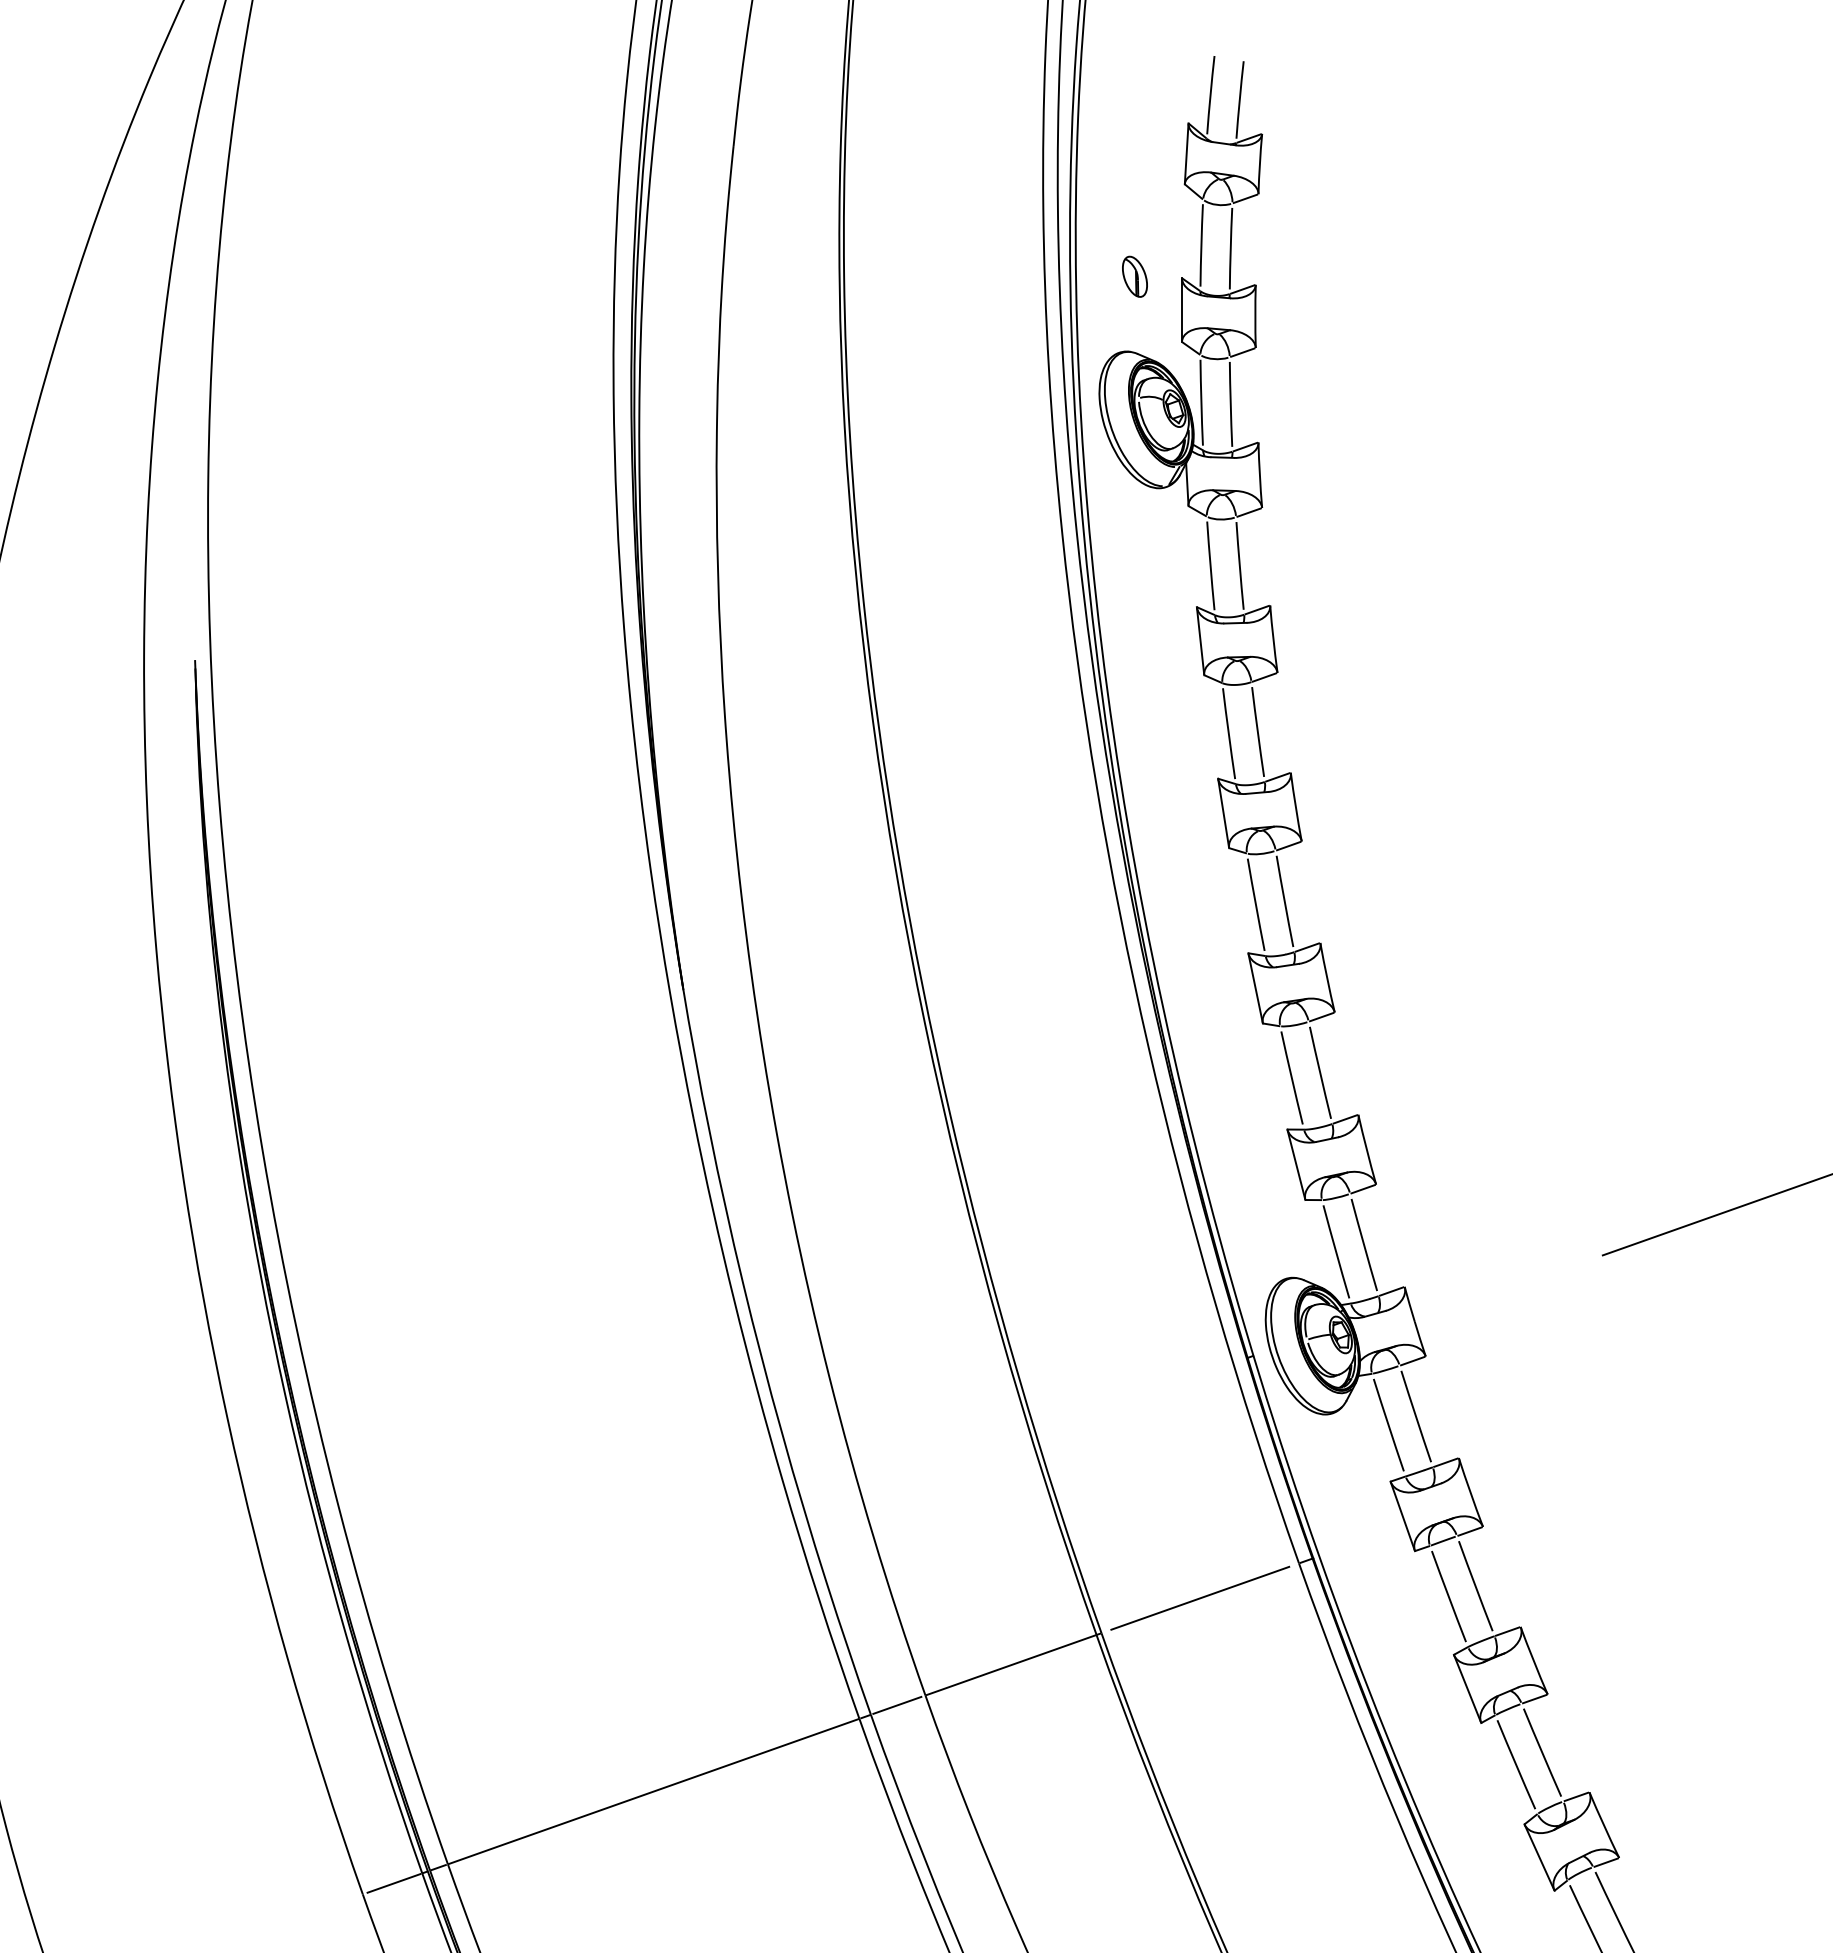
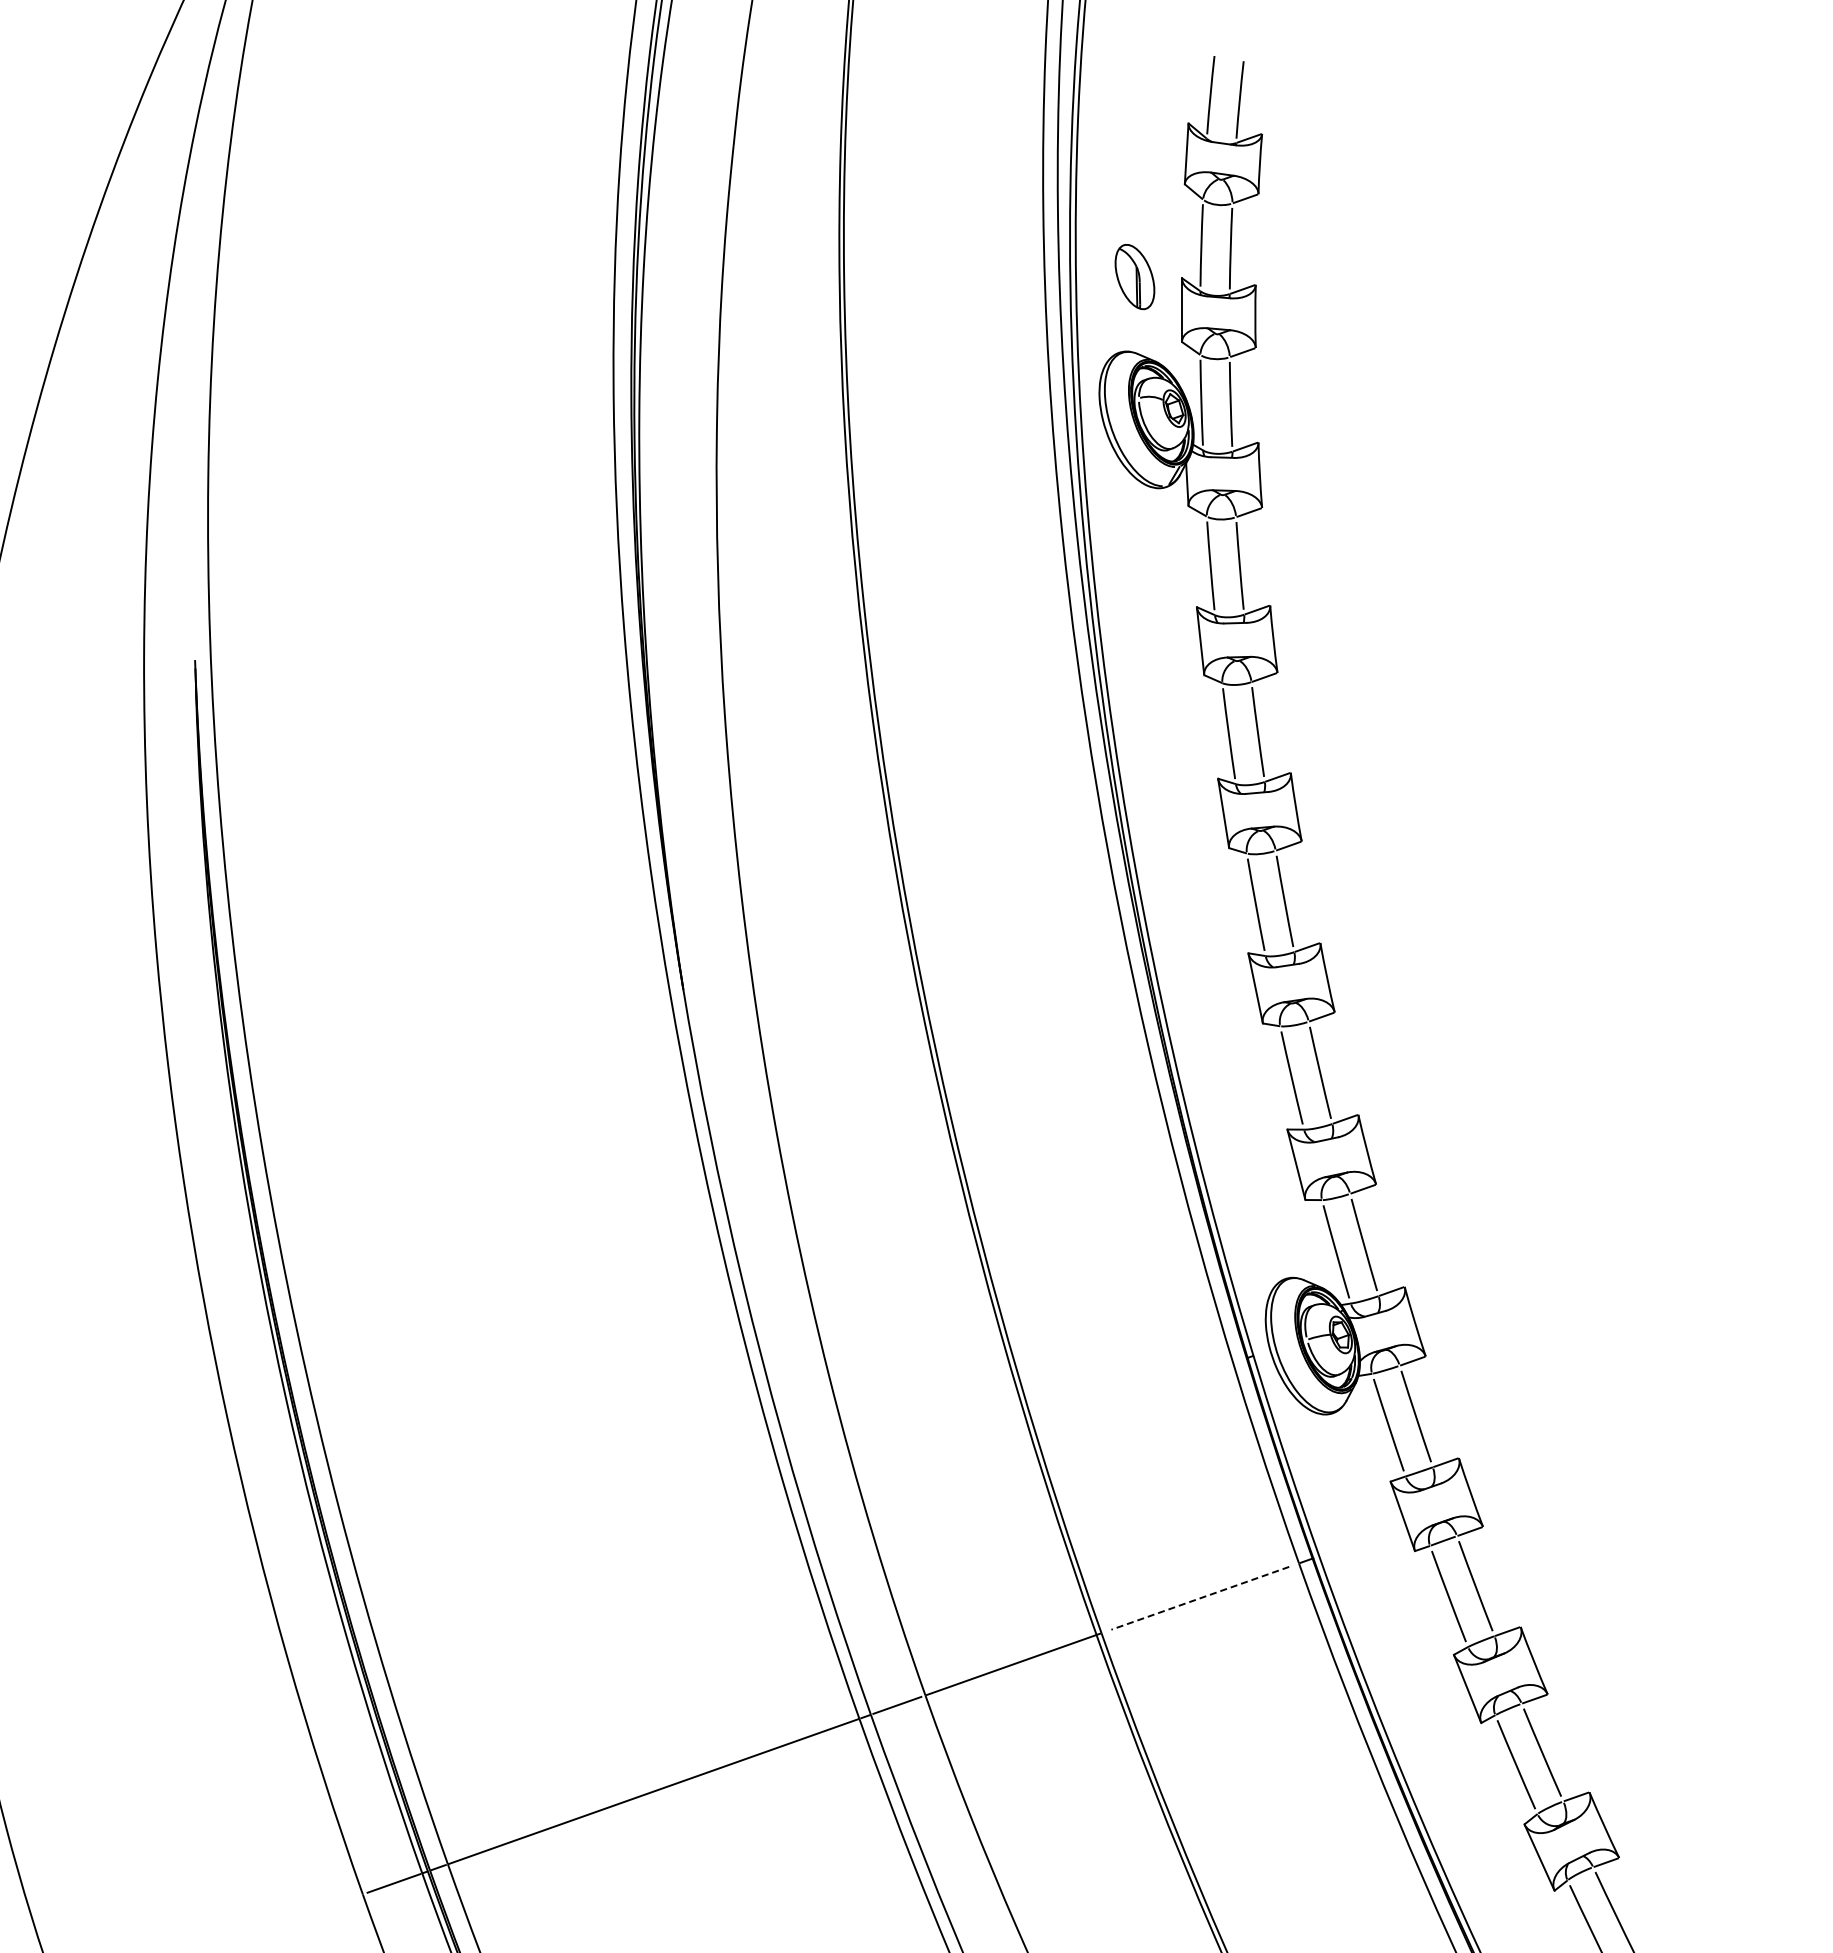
part size: 26x43 px -> 42x67 px (1134, 277)
line: present -> none (1715, 1215)
line: solid -> dashed (1199, 1598)
